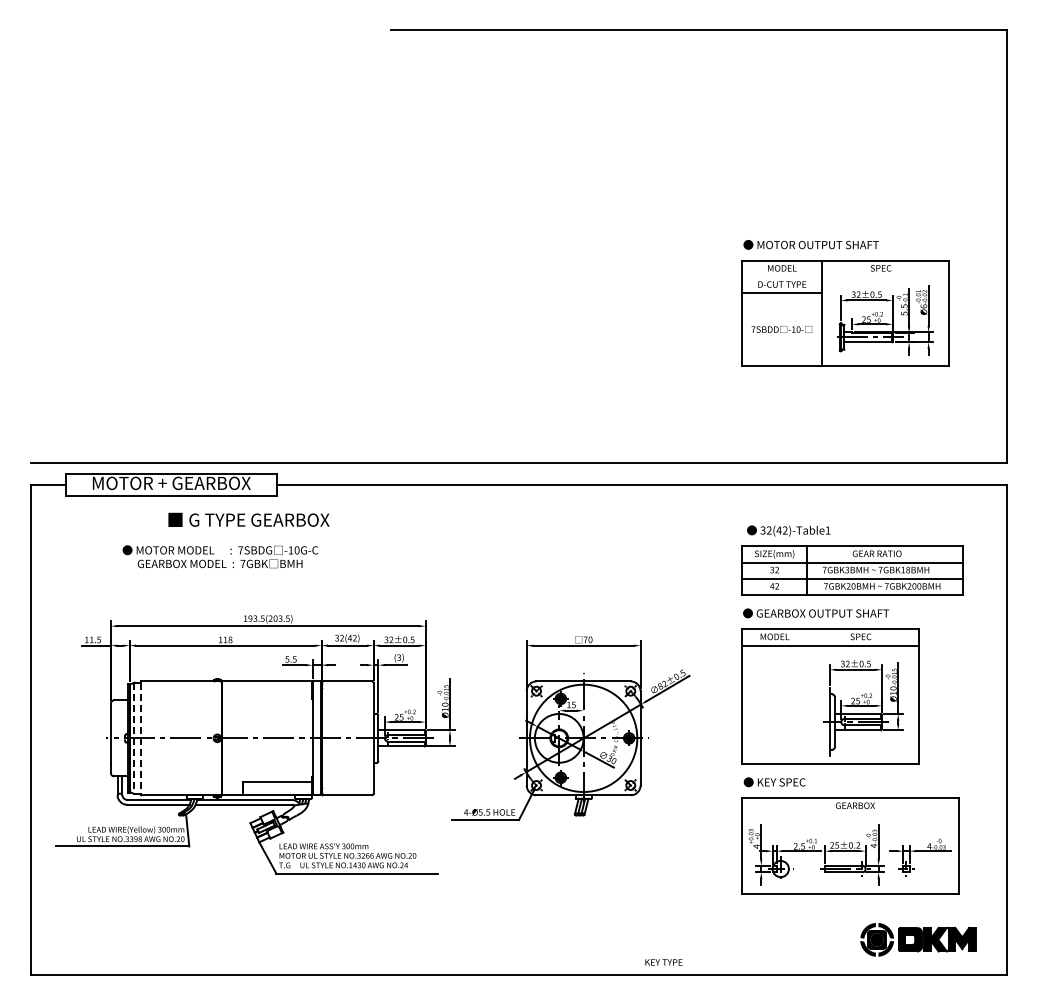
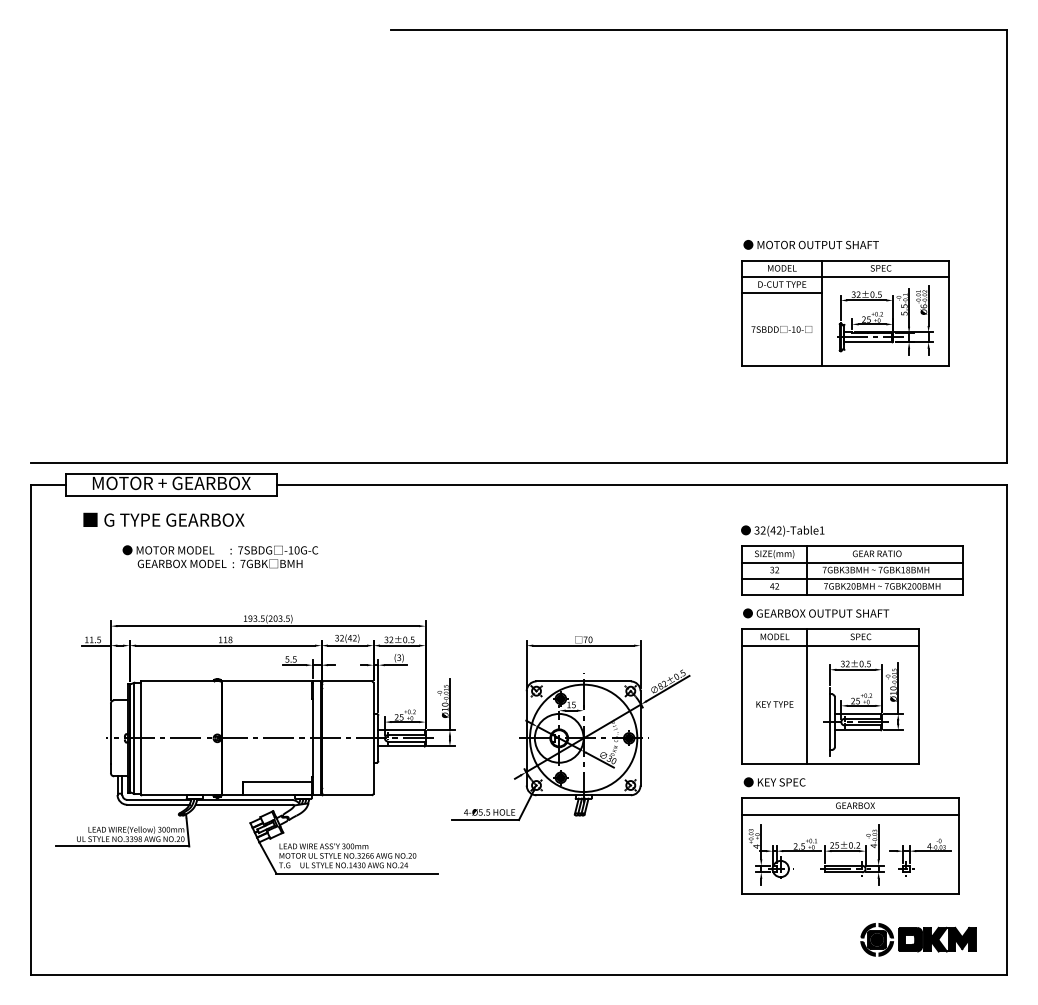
line: none -> present (845, 277)
text position: (248, 519) -> (163, 519) (163, 519)
text position: (788, 530) -> (782, 530) (782, 530)
line: none -> present (807, 696)
line: dashed -> solid (134, 738)
line: dashed -> solid (140, 738)
line: none -> present (850, 814)
text position: (663, 962) -> (774, 704) (774, 704)
